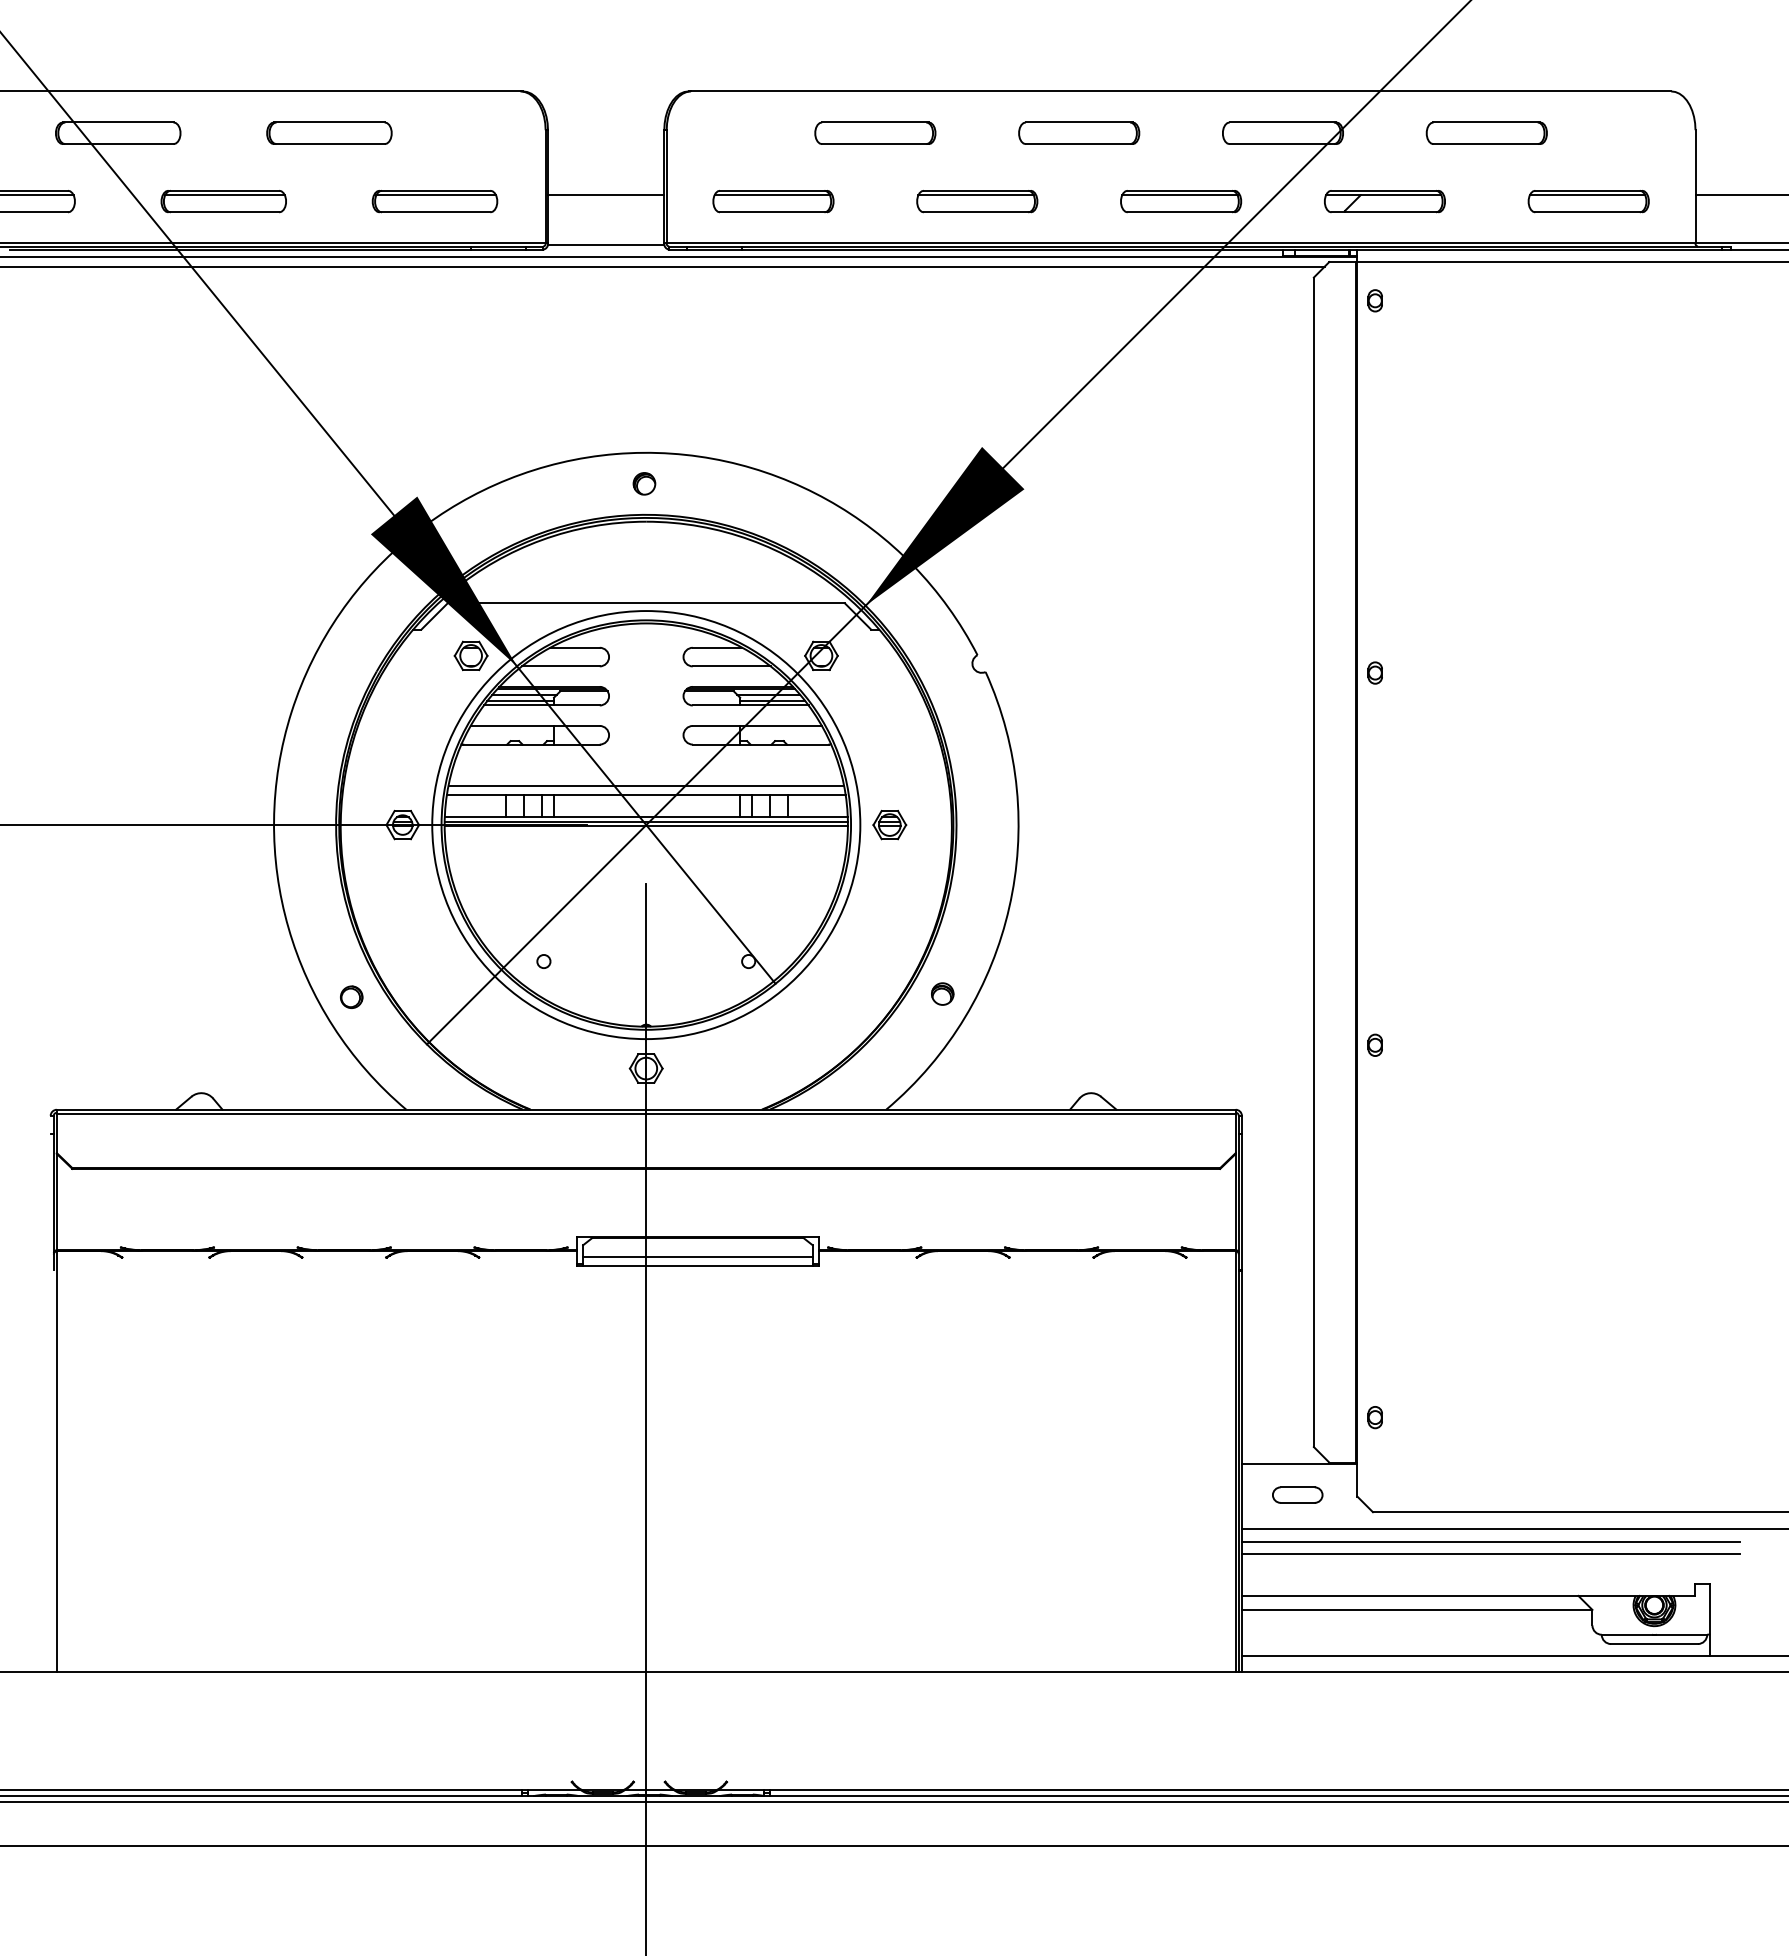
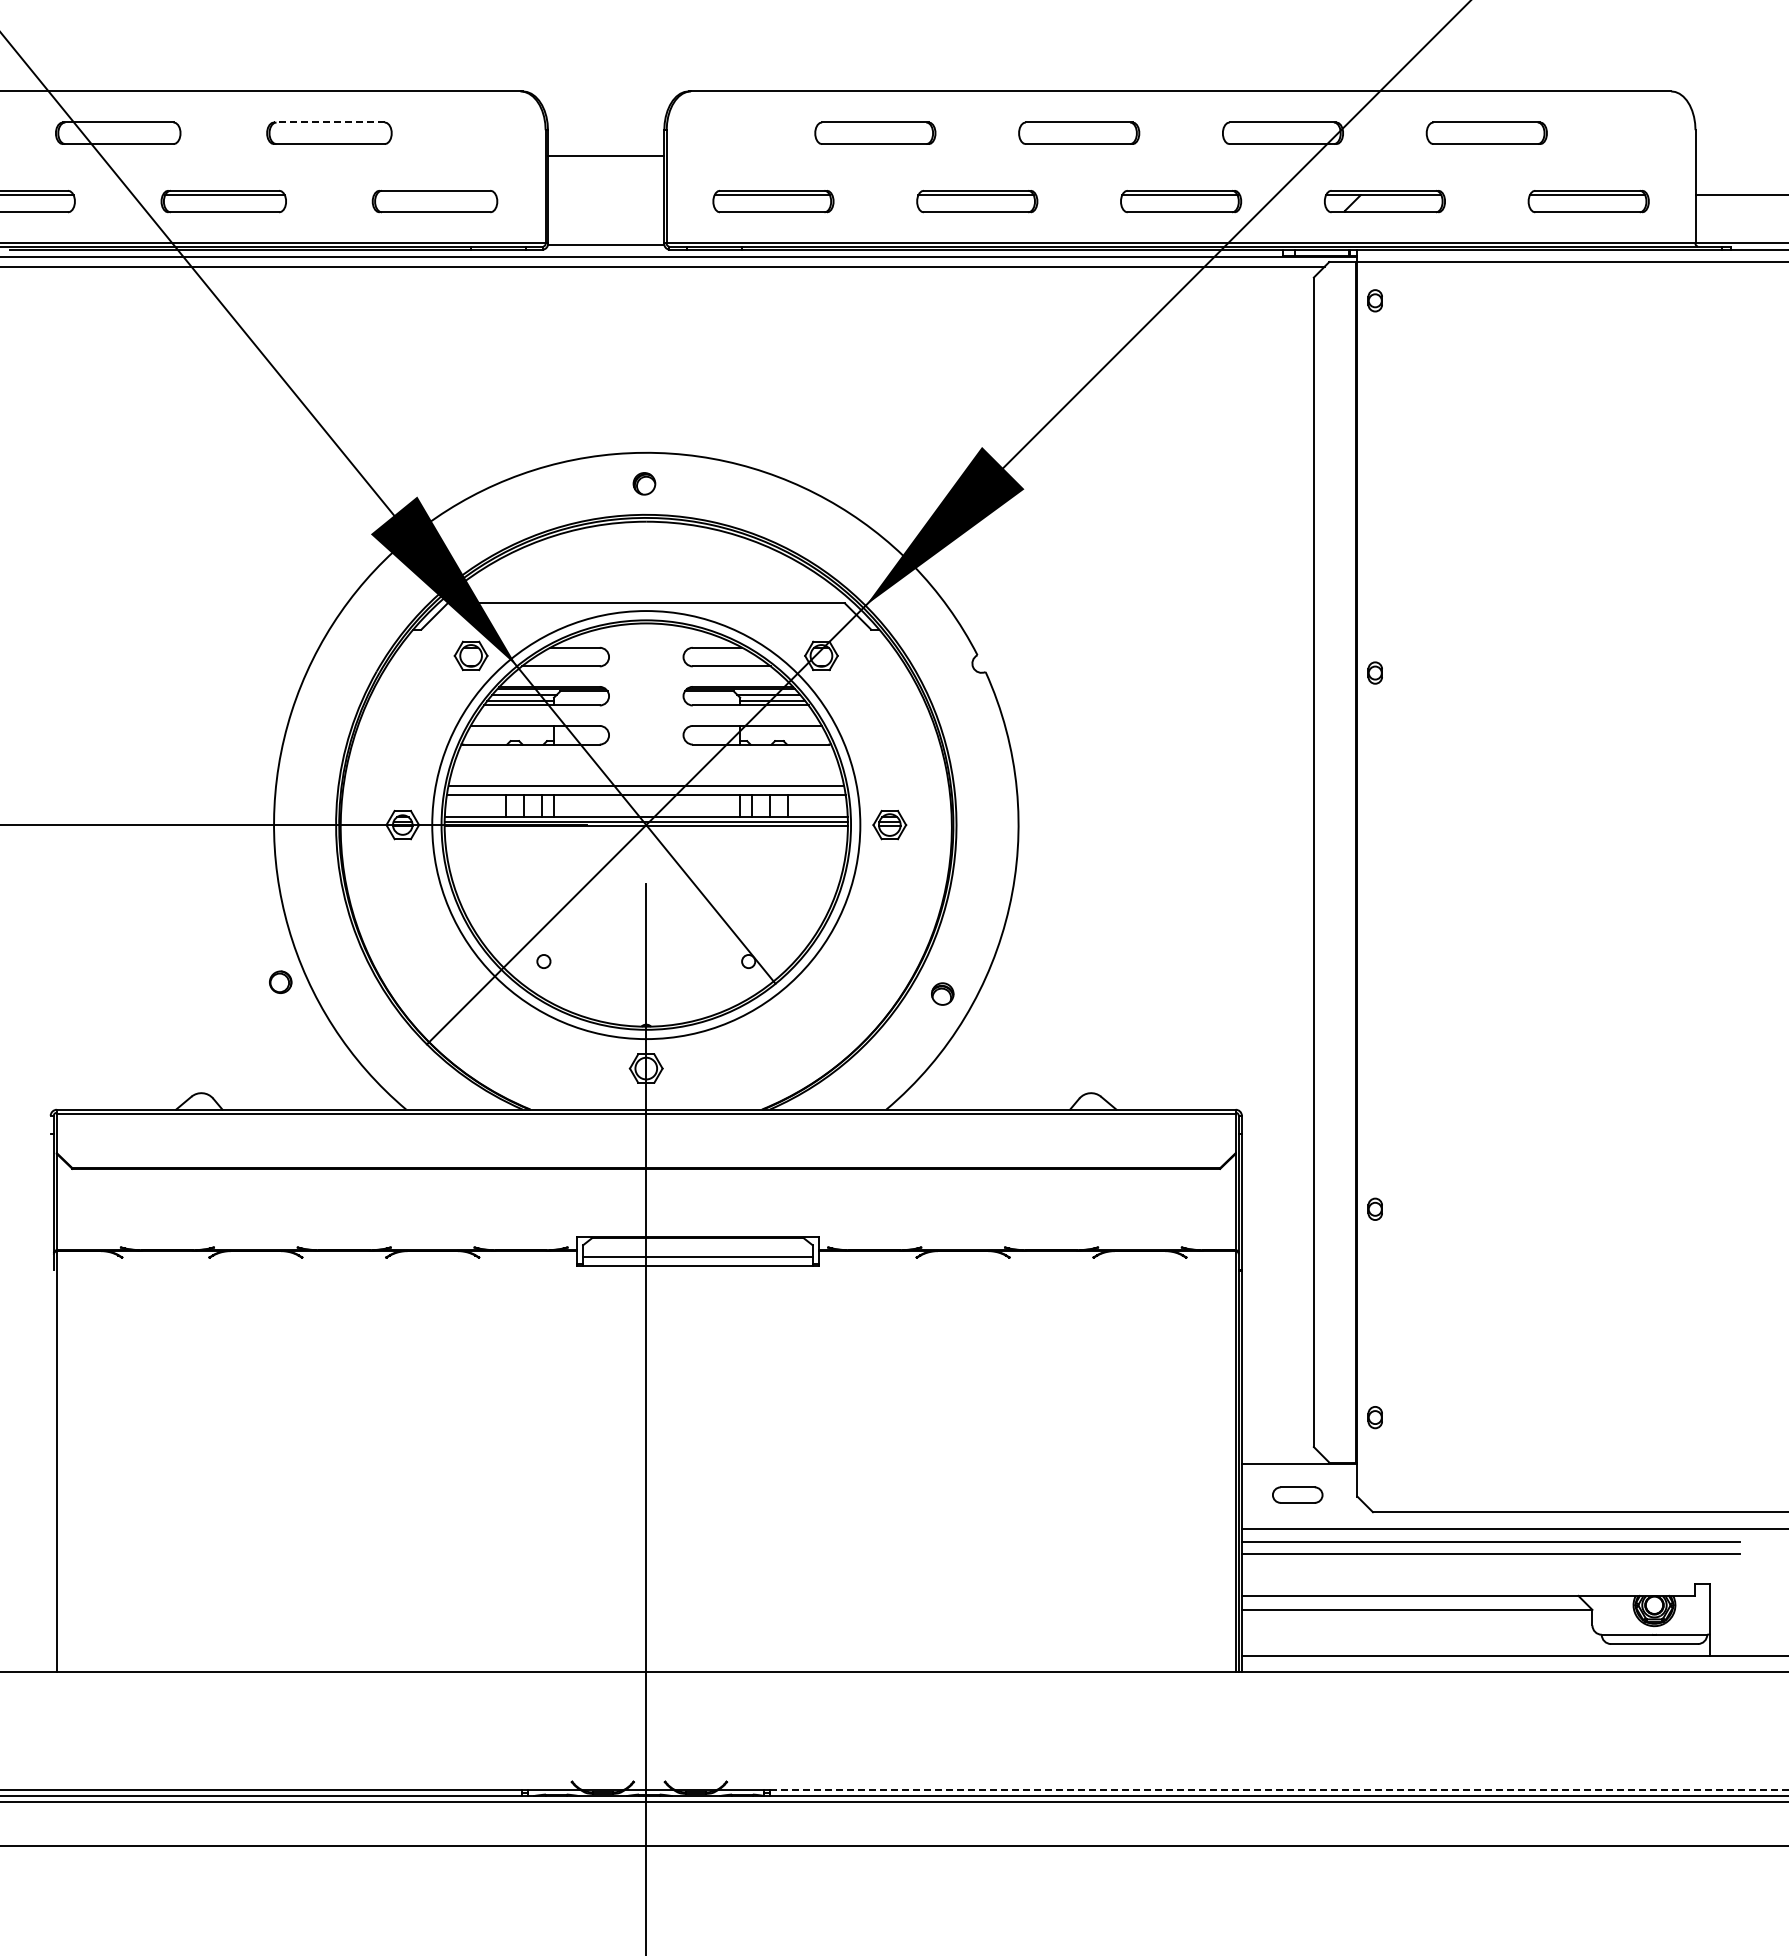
line: solid -> dashed (328, 122)
line: present -> none (436, 195)
line position: (606, 195) -> (606, 156) (606, 156)
part position: (351, 996) -> (280, 981) (280, 981)
part position: (1374, 1044) -> (1374, 1208) (1374, 1208)
line: solid -> dashed (1280, 1789)
